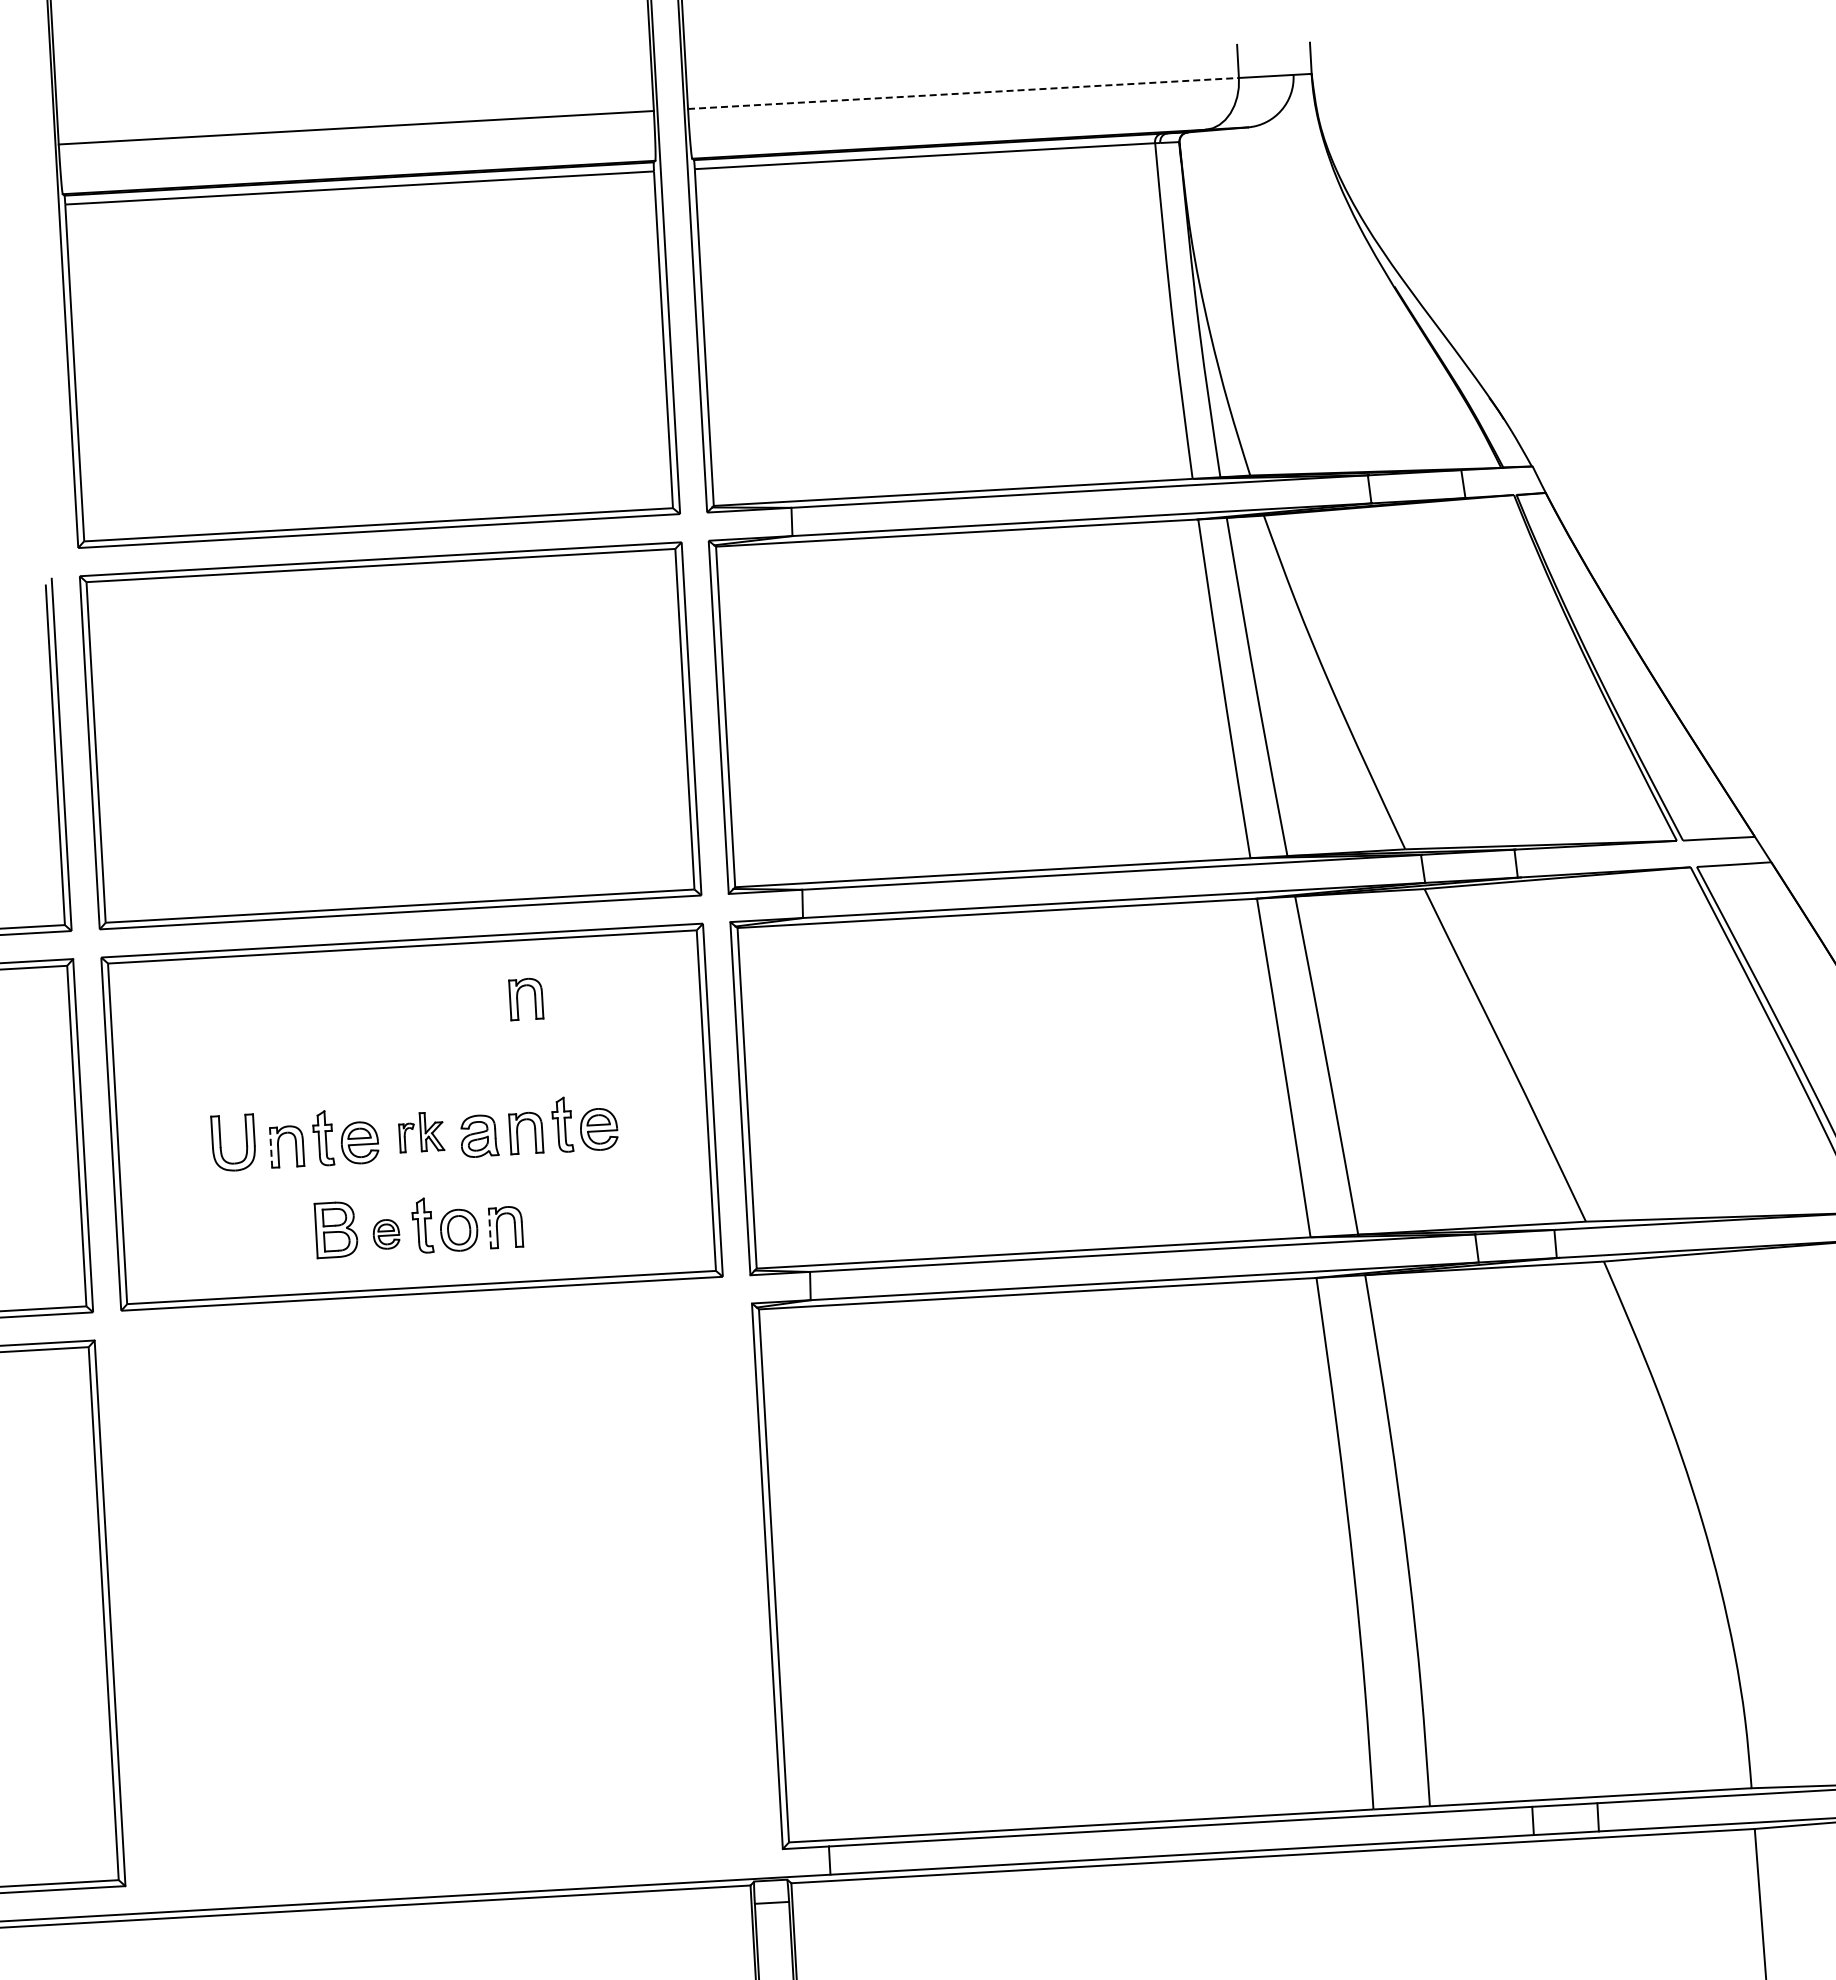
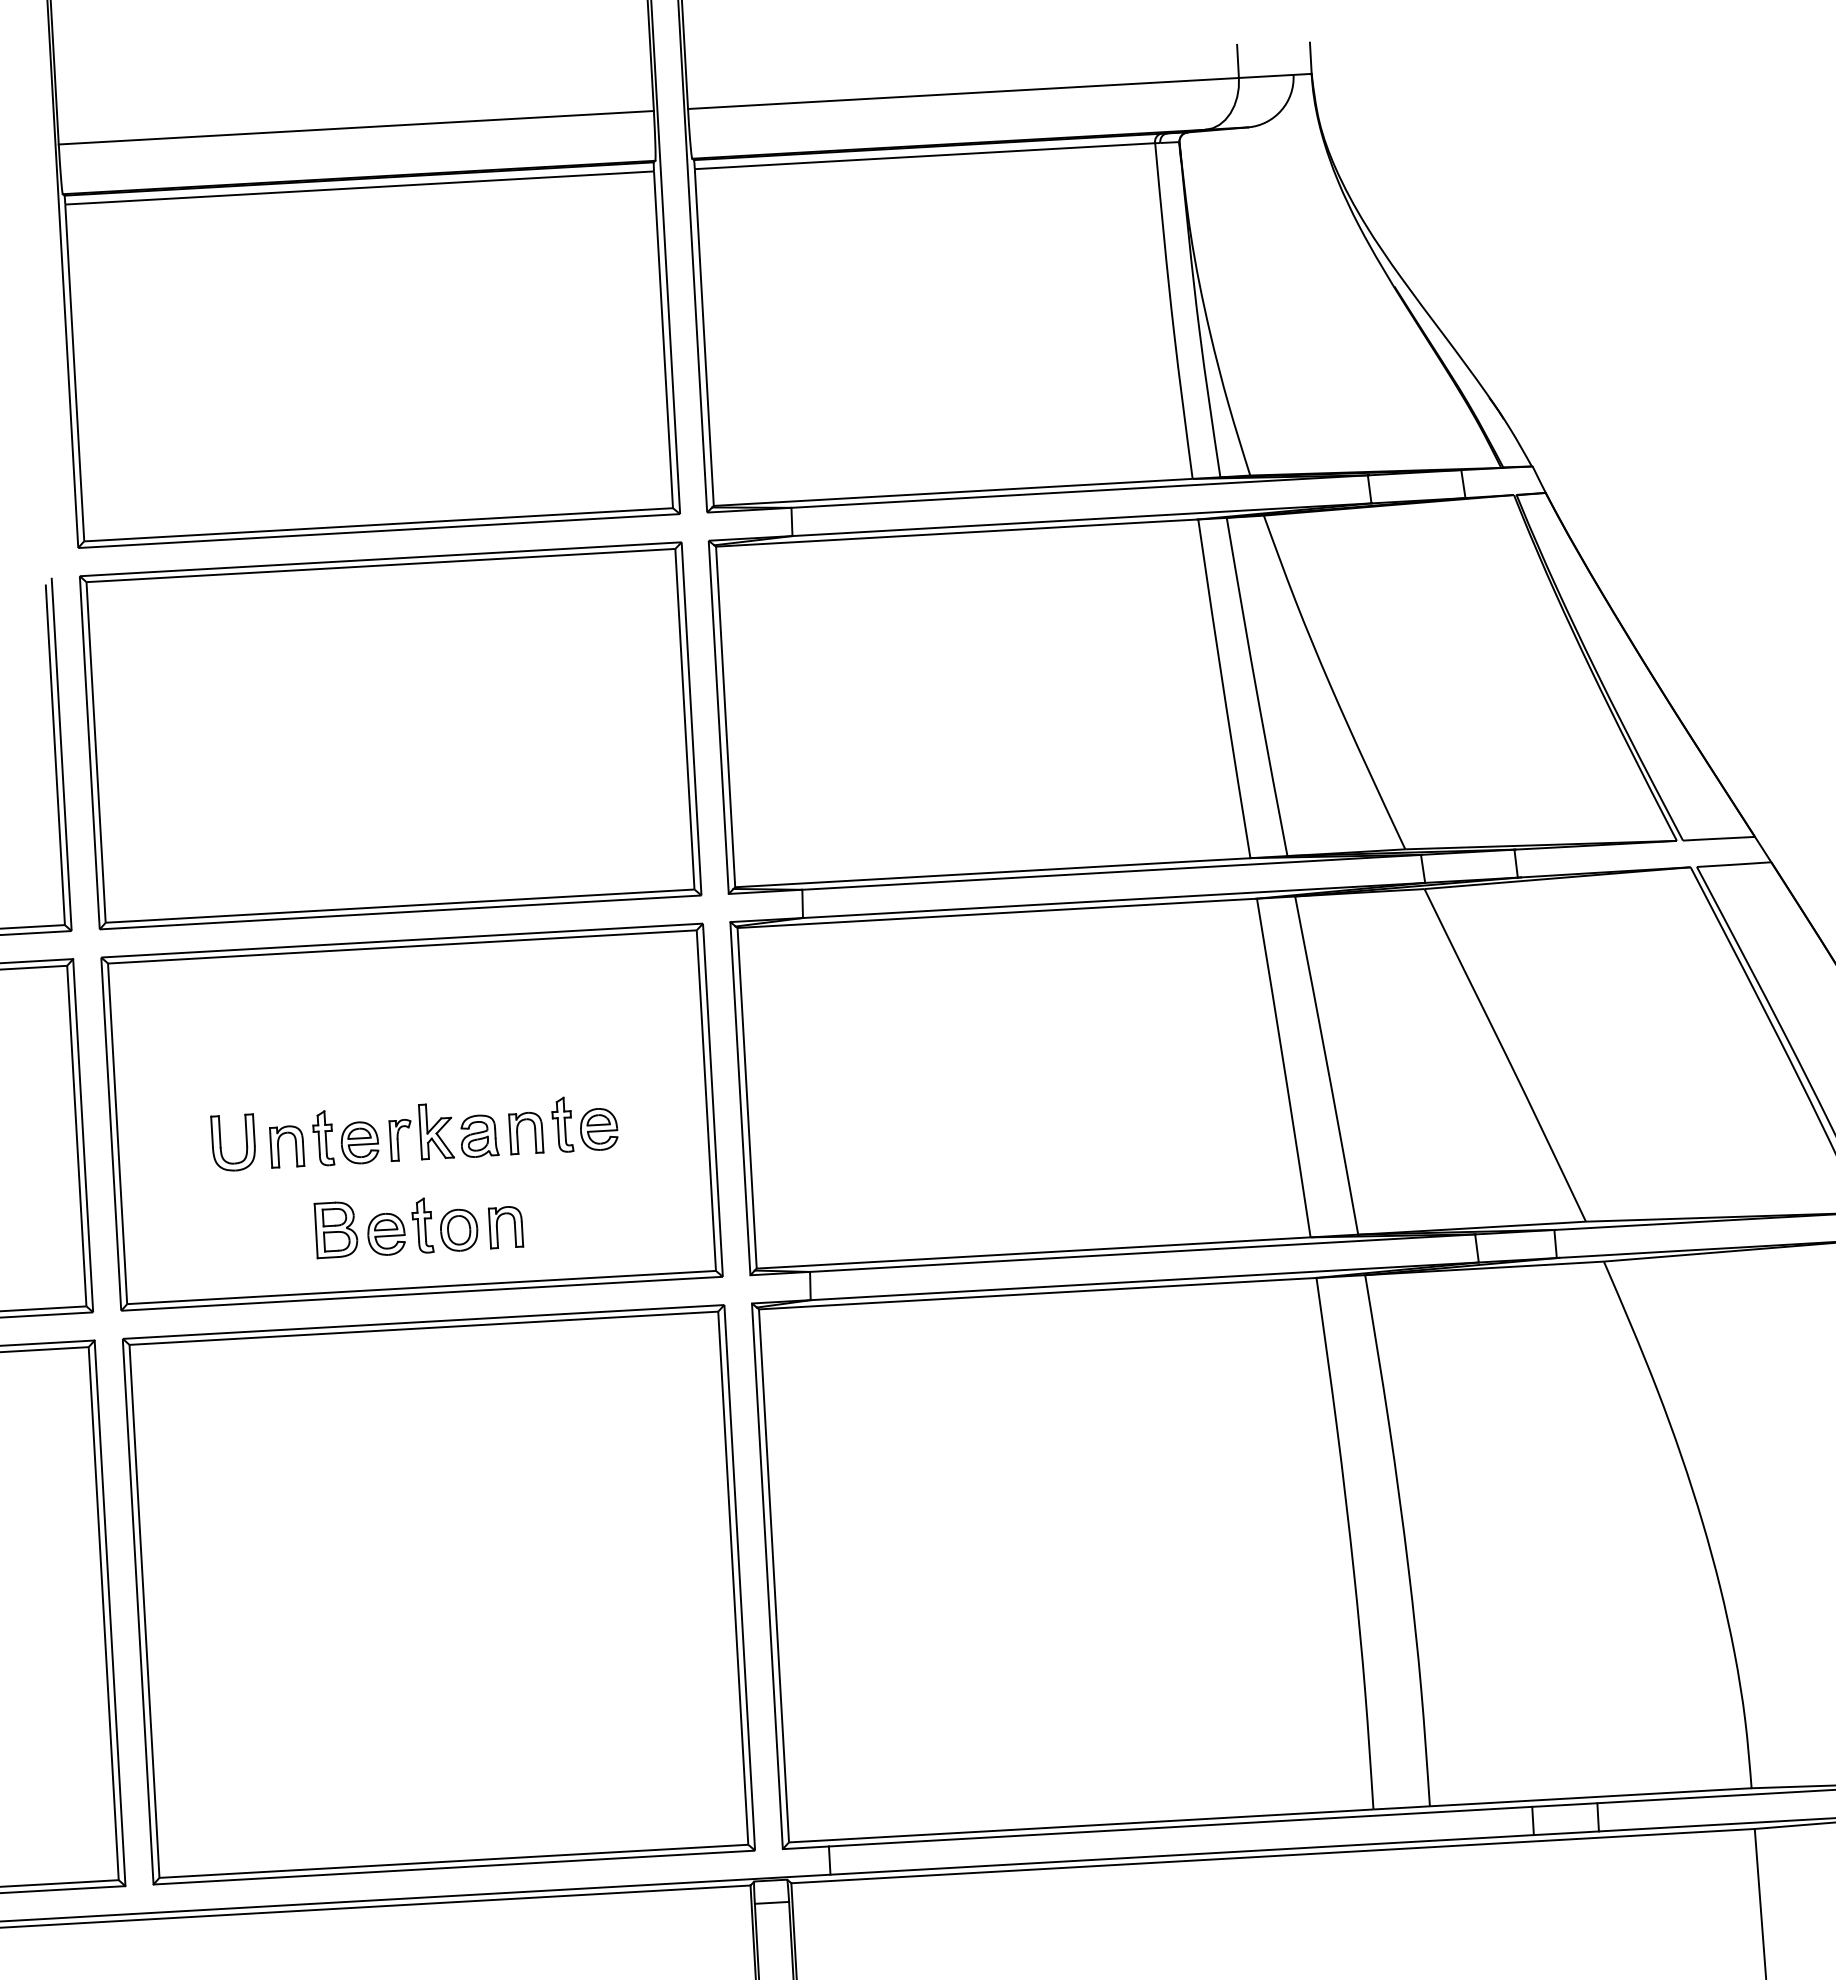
line: dashed -> solid (963, 93)
part: present -> none (518, 999)
part size: 48x42 px -> 67x59 px (421, 1132)
line: dashed -> solid (271, 1147)
line: dashed -> solid (489, 1228)
part size: 29x31 px -> 39x43 px (386, 1234)
part: none -> present (438, 1594)
